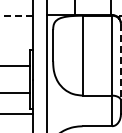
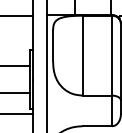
line: dashed -> solid (16, 16)
line: dashed -> solid (120, 62)
